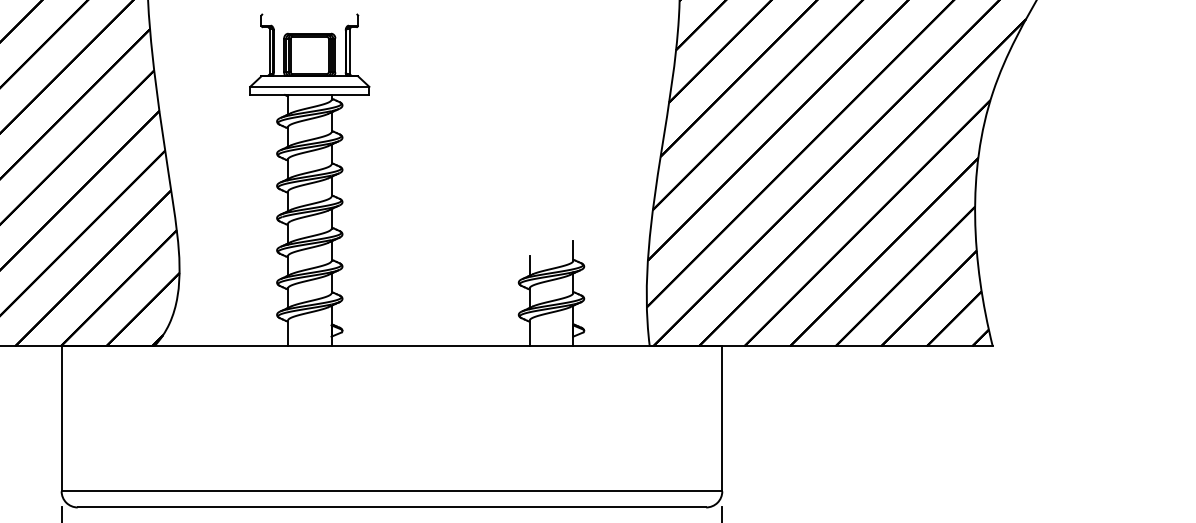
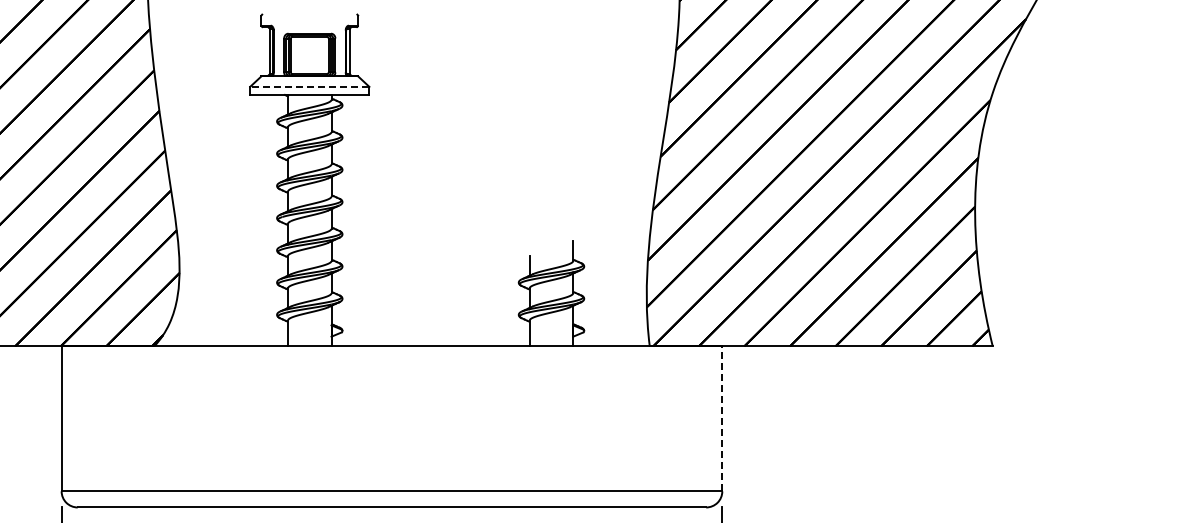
line: solid -> dashed (309, 86)
line: solid -> dashed (722, 418)
